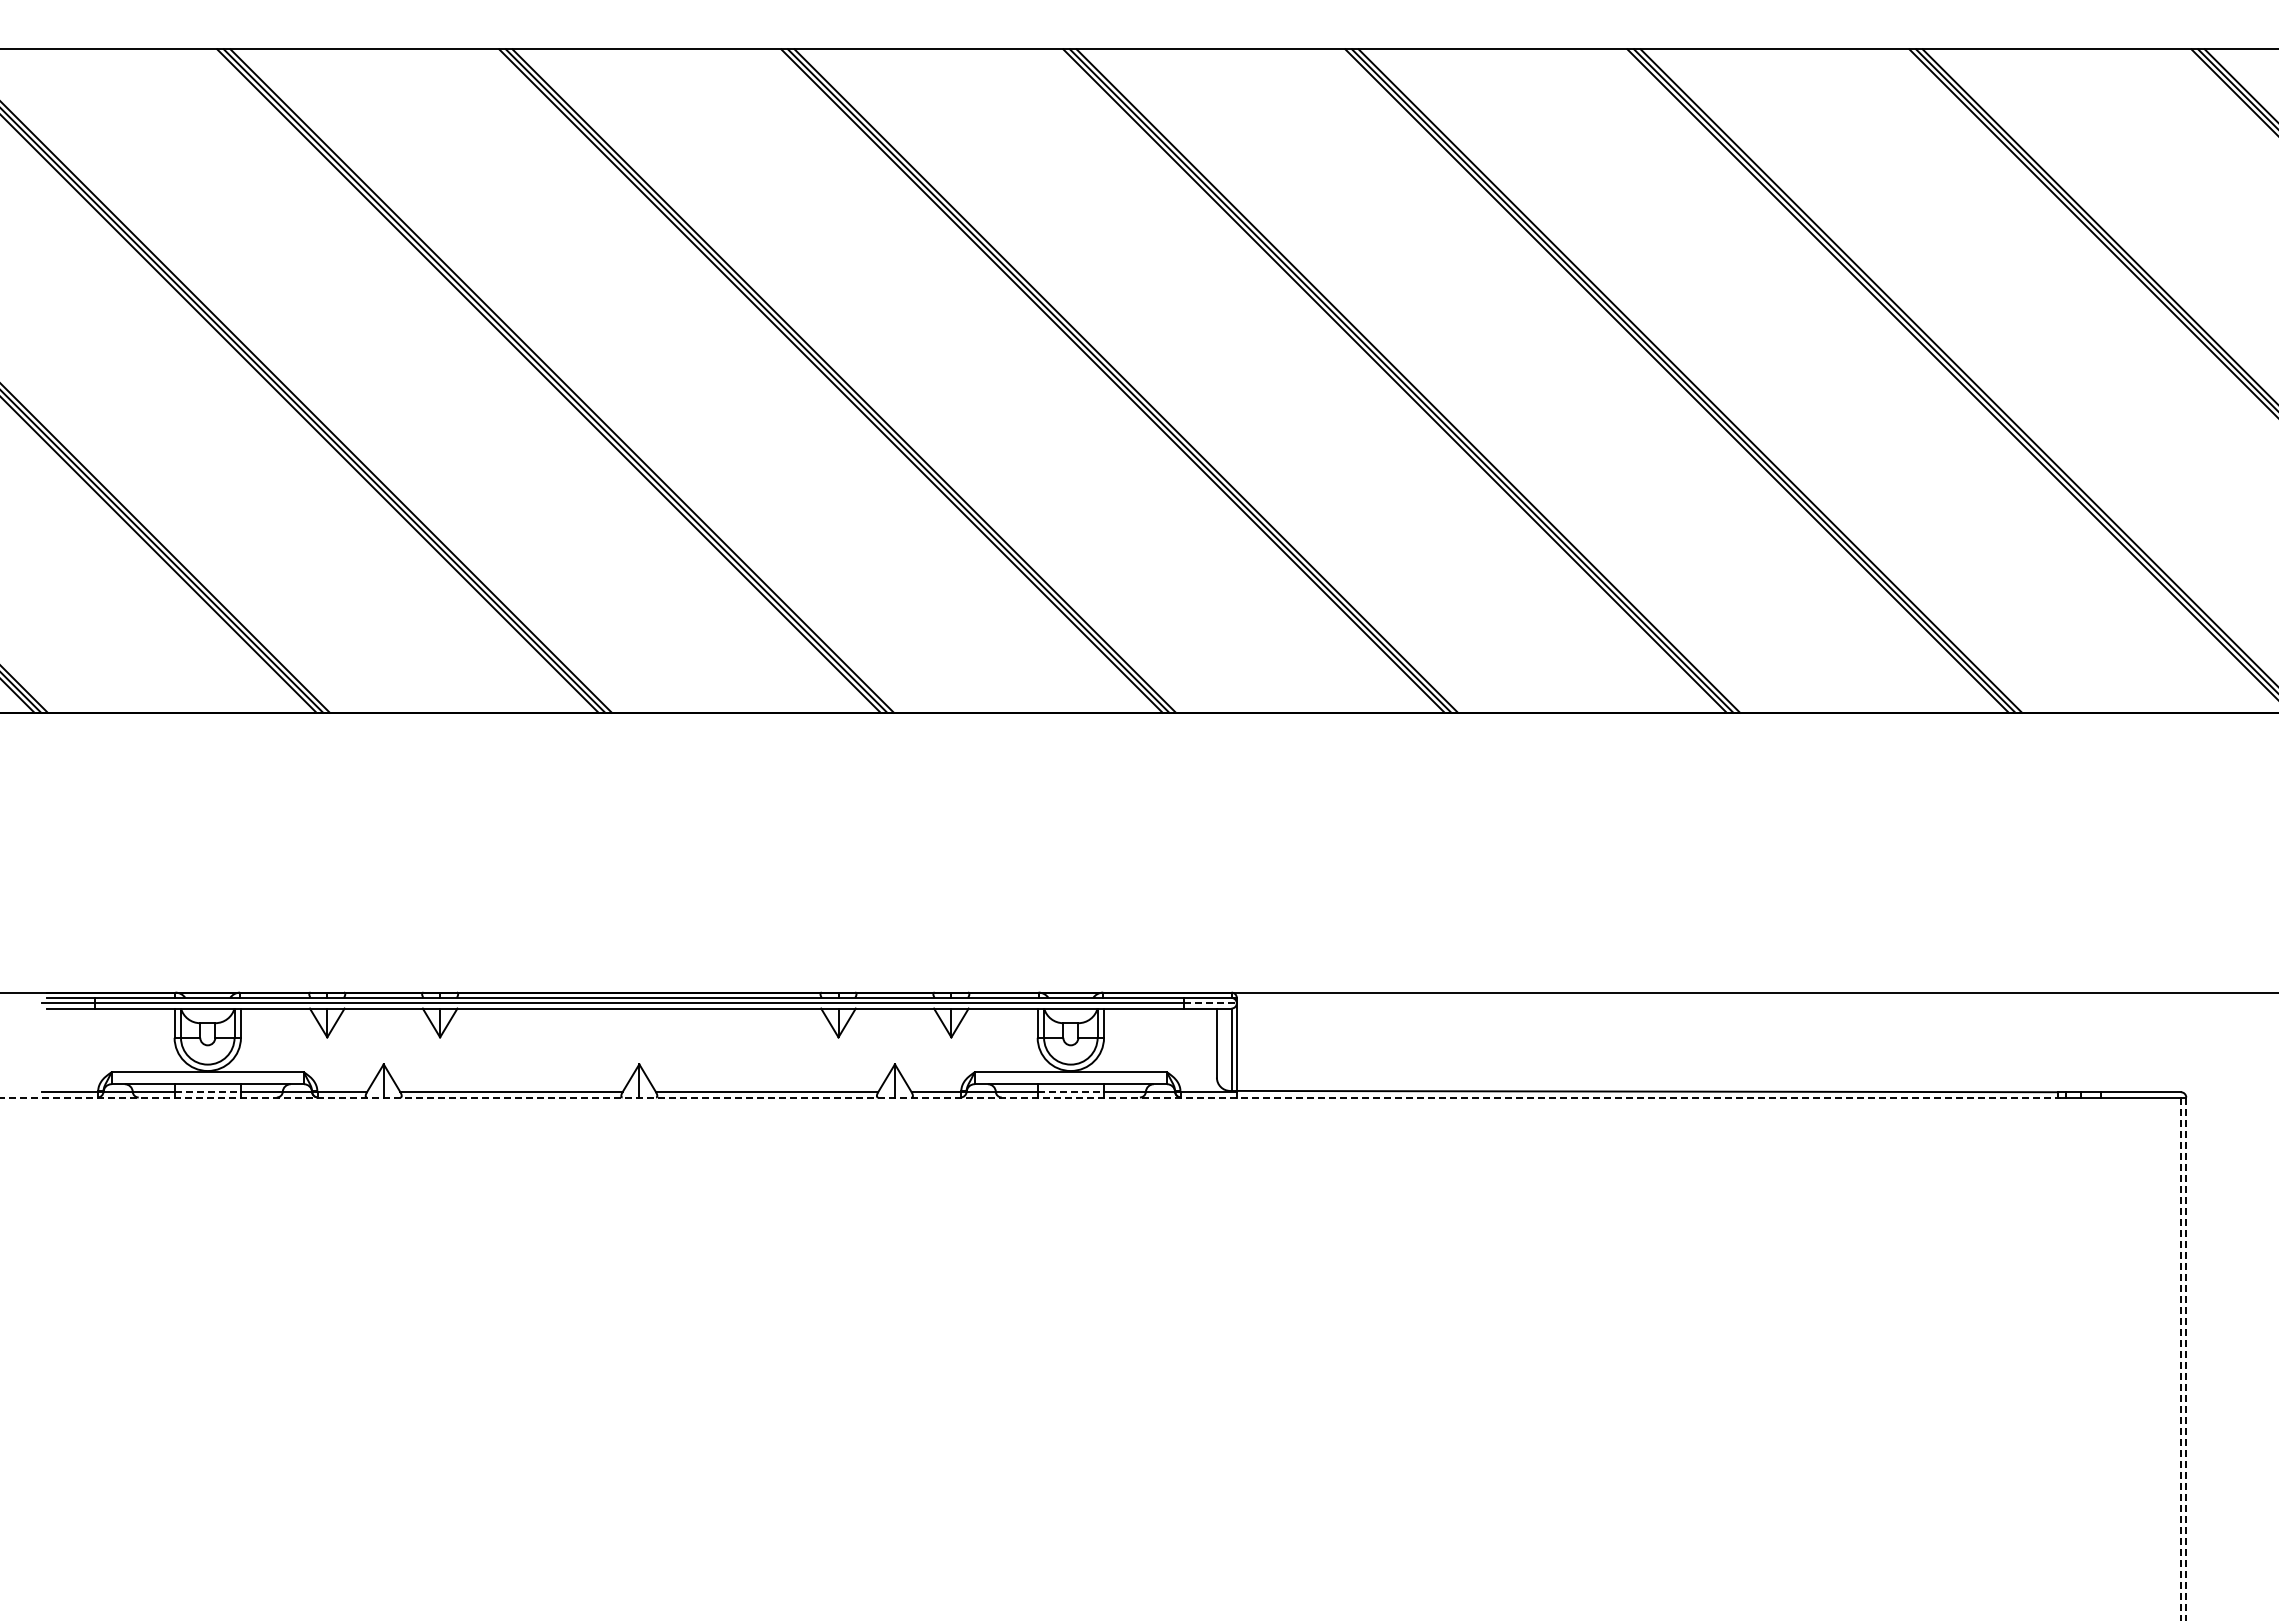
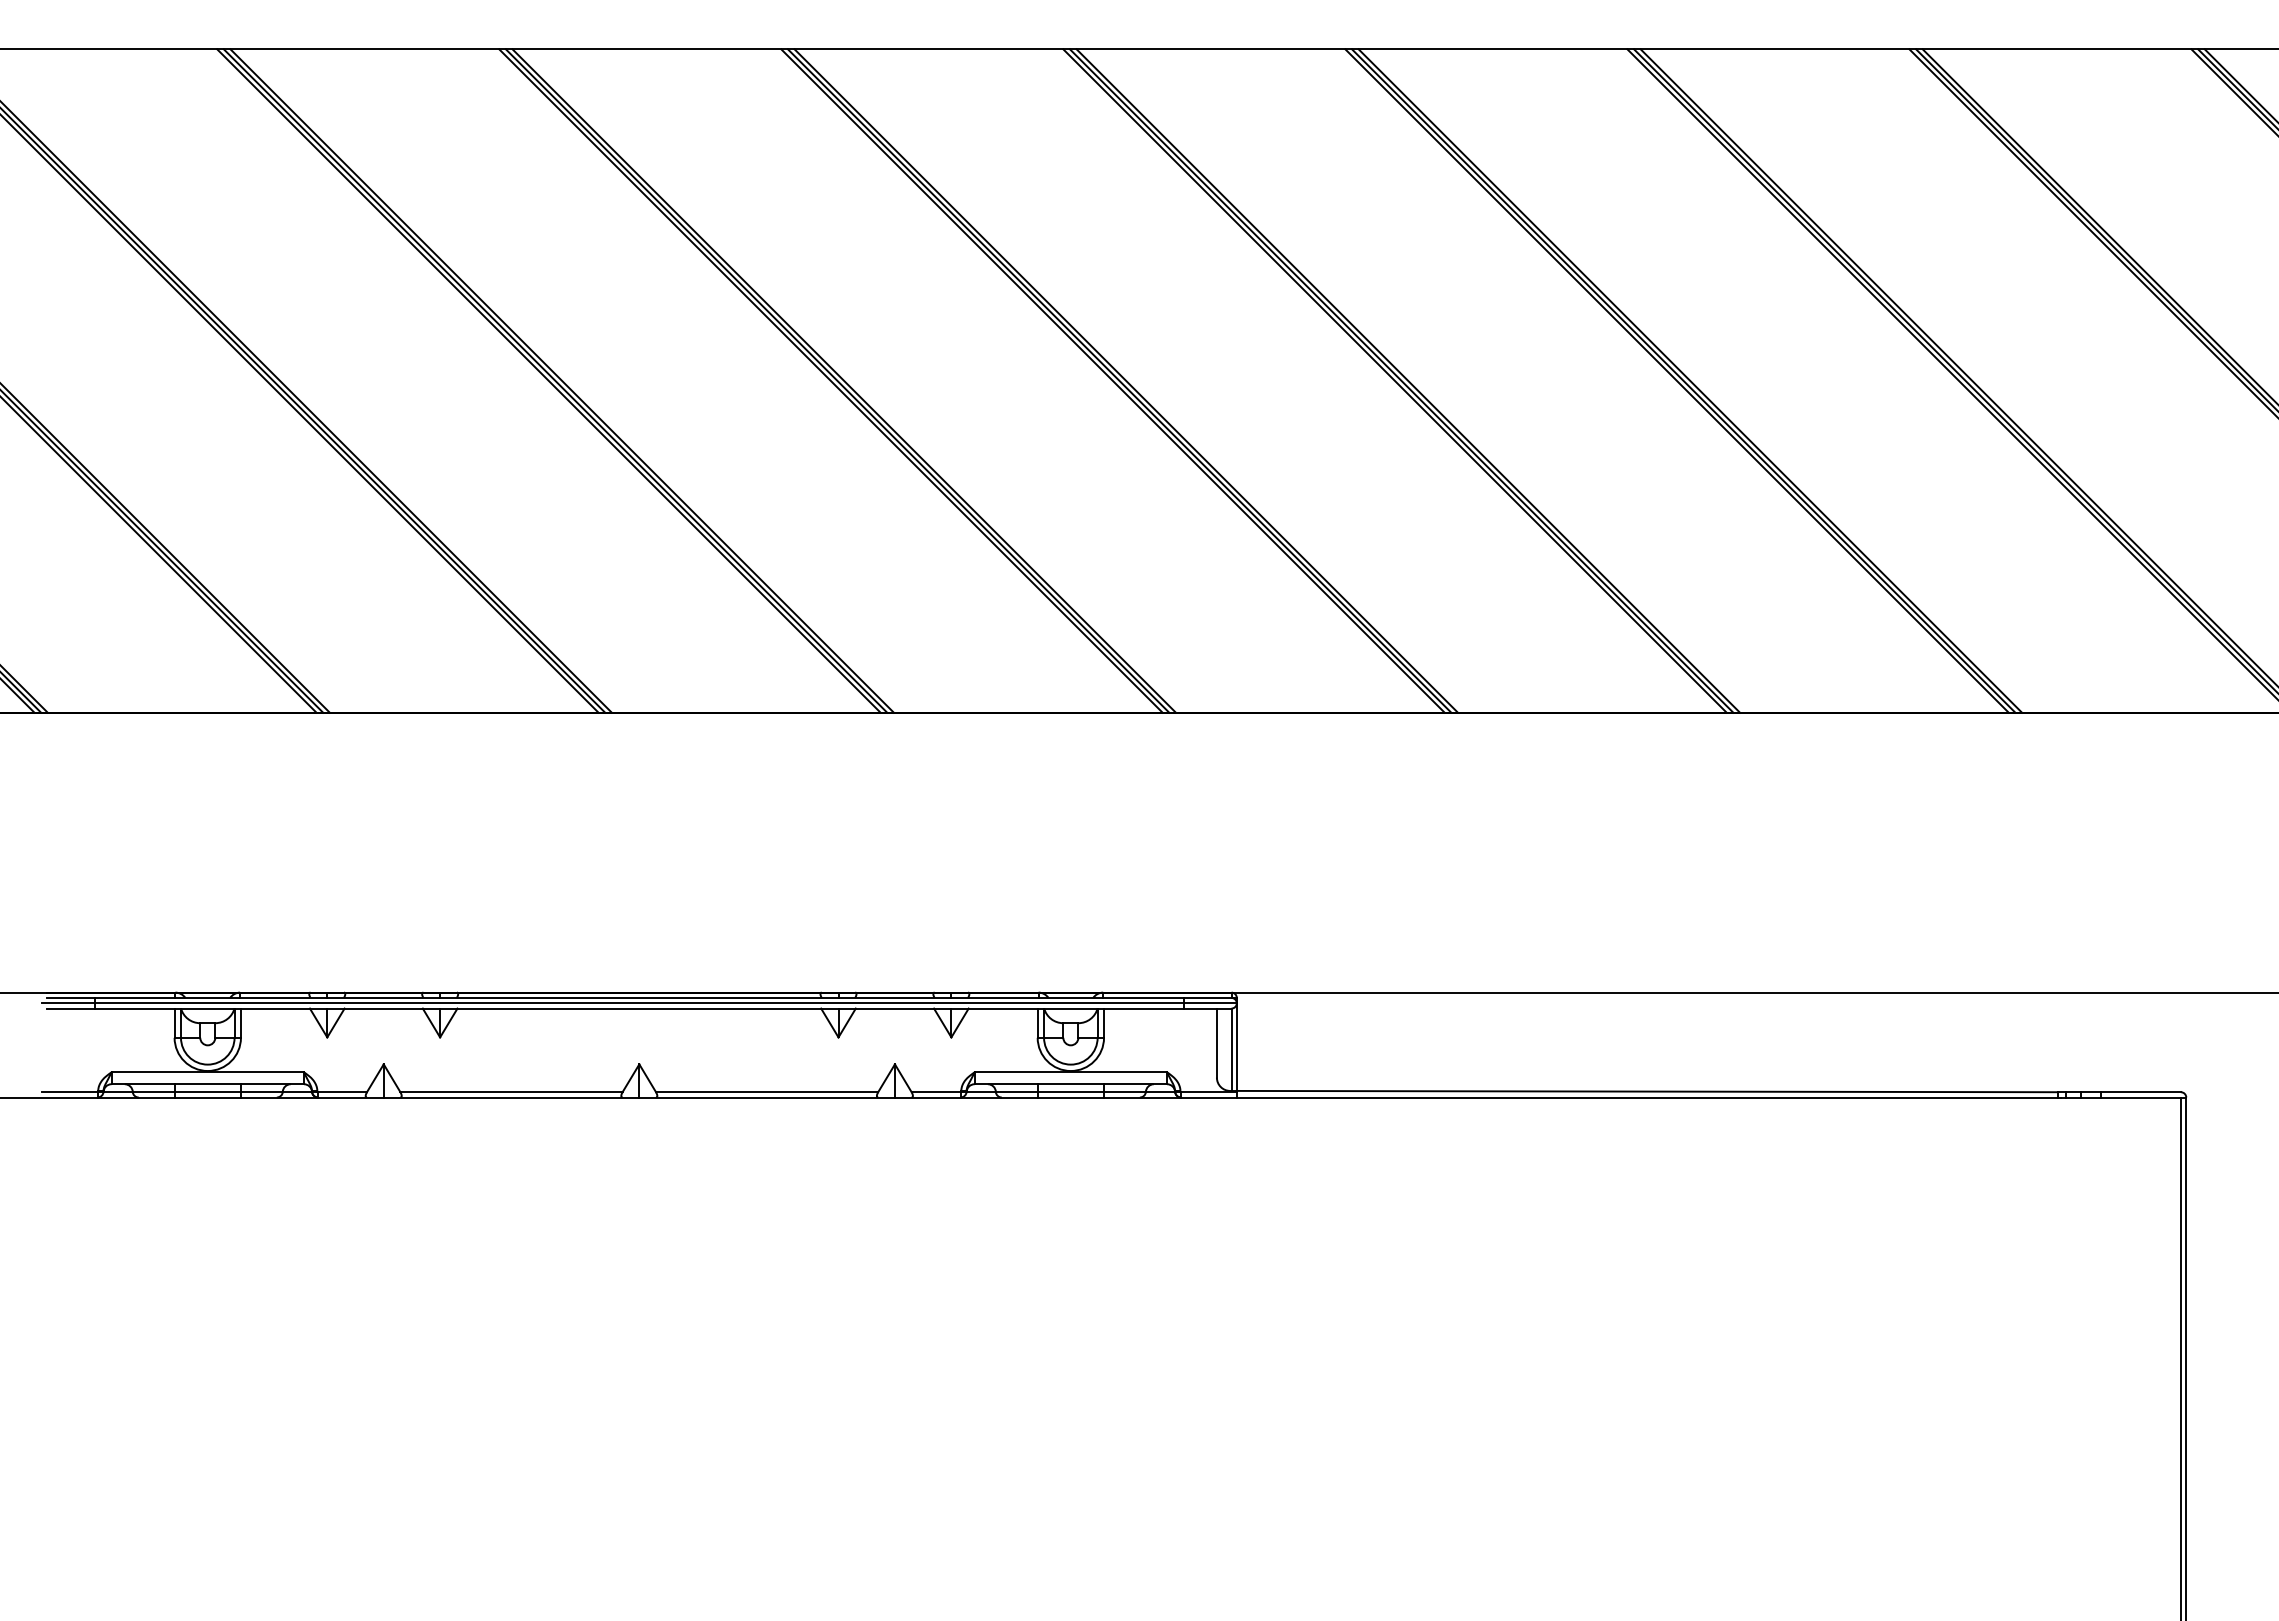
line: dashed -> solid (1210, 1003)
line: dashed -> solid (208, 1091)
line: dashed -> solid (1071, 1091)
line: dashed -> solid (1030, 1097)
line: dashed -> solid (2180, 1359)
line: dashed -> solid (2186, 1359)
